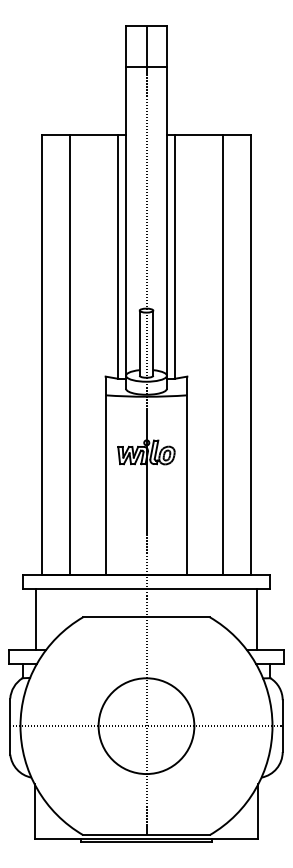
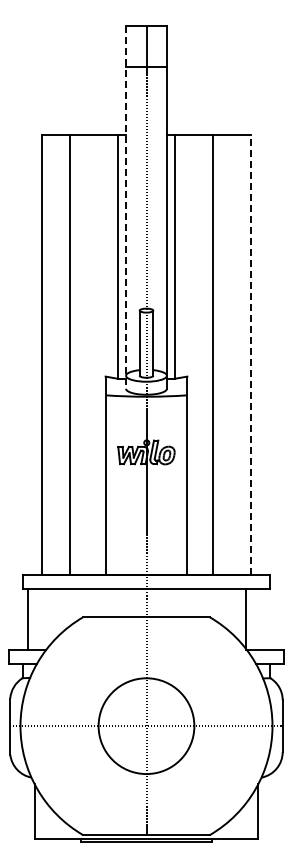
line: solid -> dashed (126, 207)
line position: (223, 354) -> (213, 354) (213, 354)
line: solid -> dashed (251, 354)
line position: (36, 618) -> (28, 618) (28, 618)
line position: (256, 618) -> (245, 618) (245, 618)
